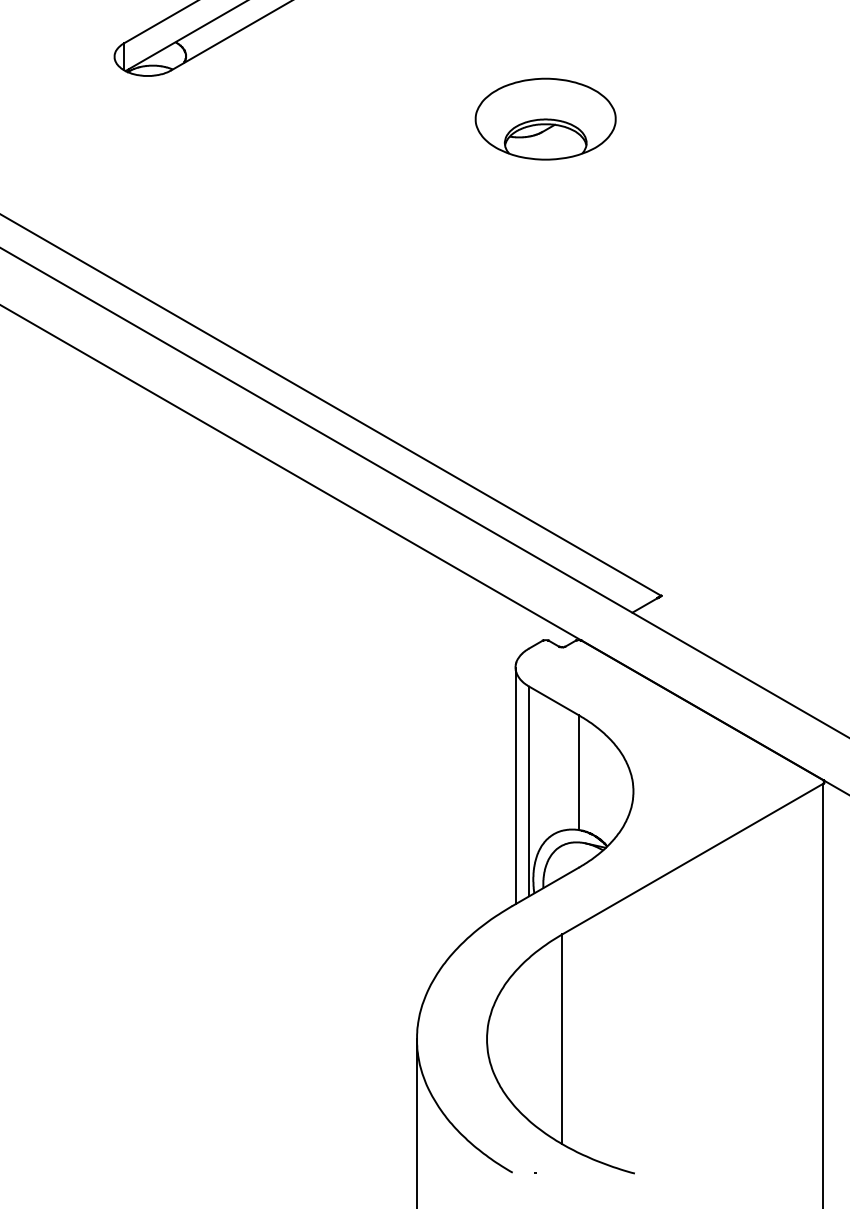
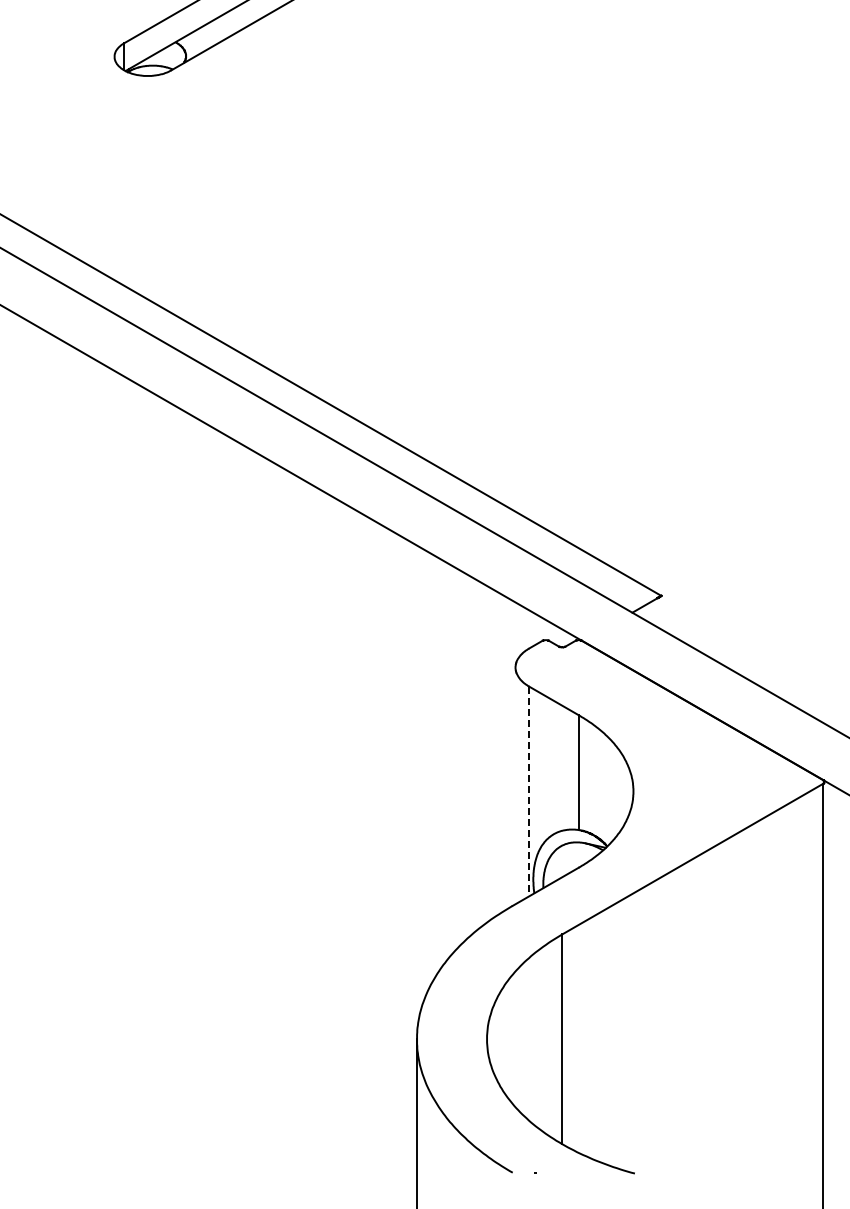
part: present -> none (545, 118)
line: present -> none (515, 785)
line: solid -> dashed (529, 791)
